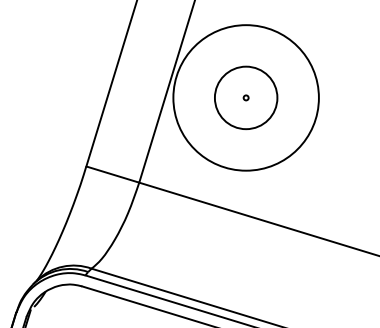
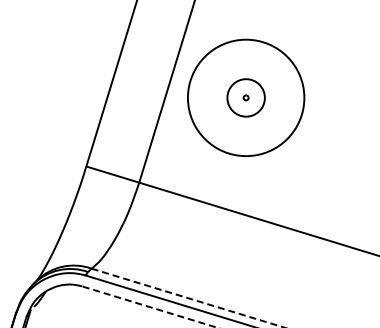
circle diameter: 146 px -> 116 px (245, 97)
circle diameter: 62 px -> 37 px (245, 97)
line: solid -> dashed (188, 298)
line: solid -> dashed (150, 307)
